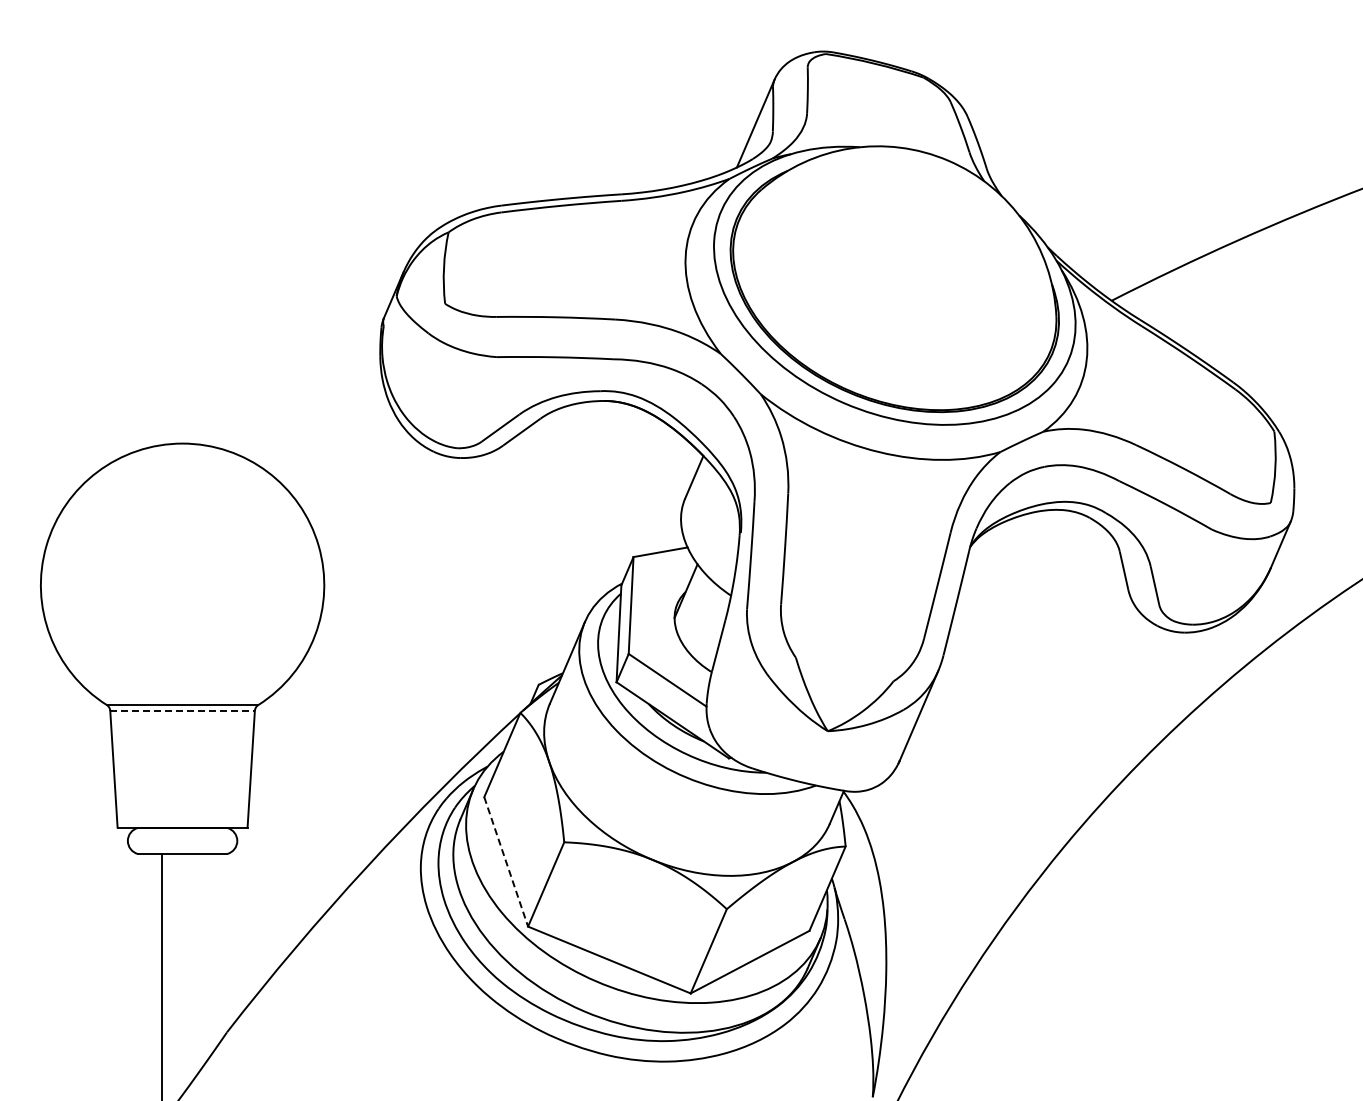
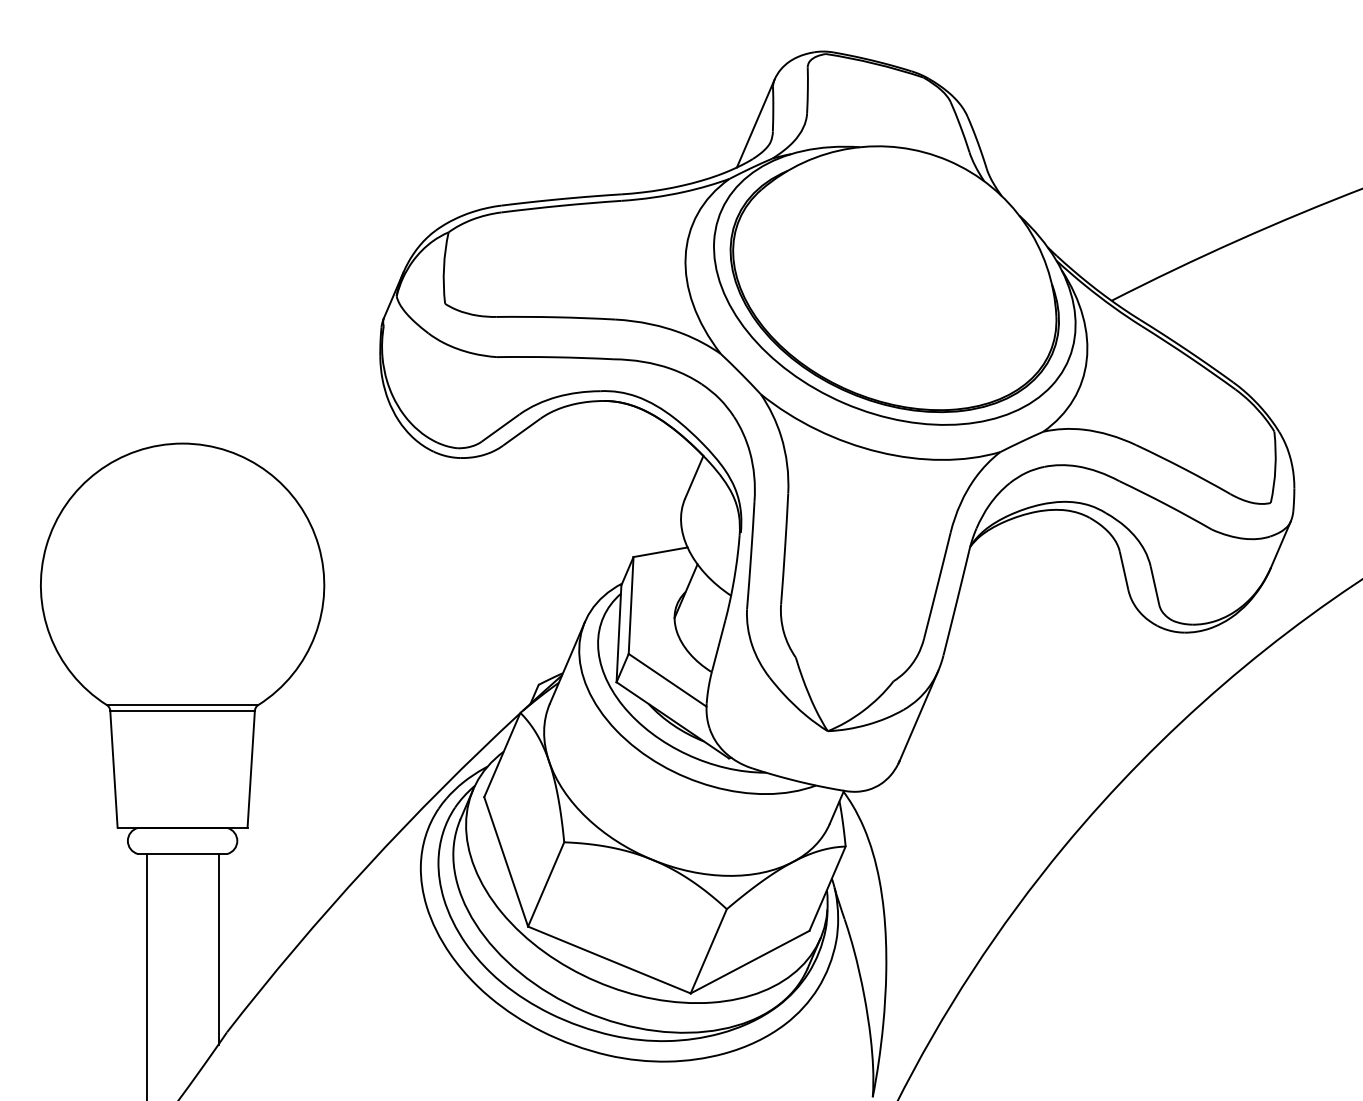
line: dashed -> solid (183, 710)
line: dashed -> solid (506, 862)
line: none -> present (218, 948)
line position: (161, 975) -> (146, 975) (146, 975)
